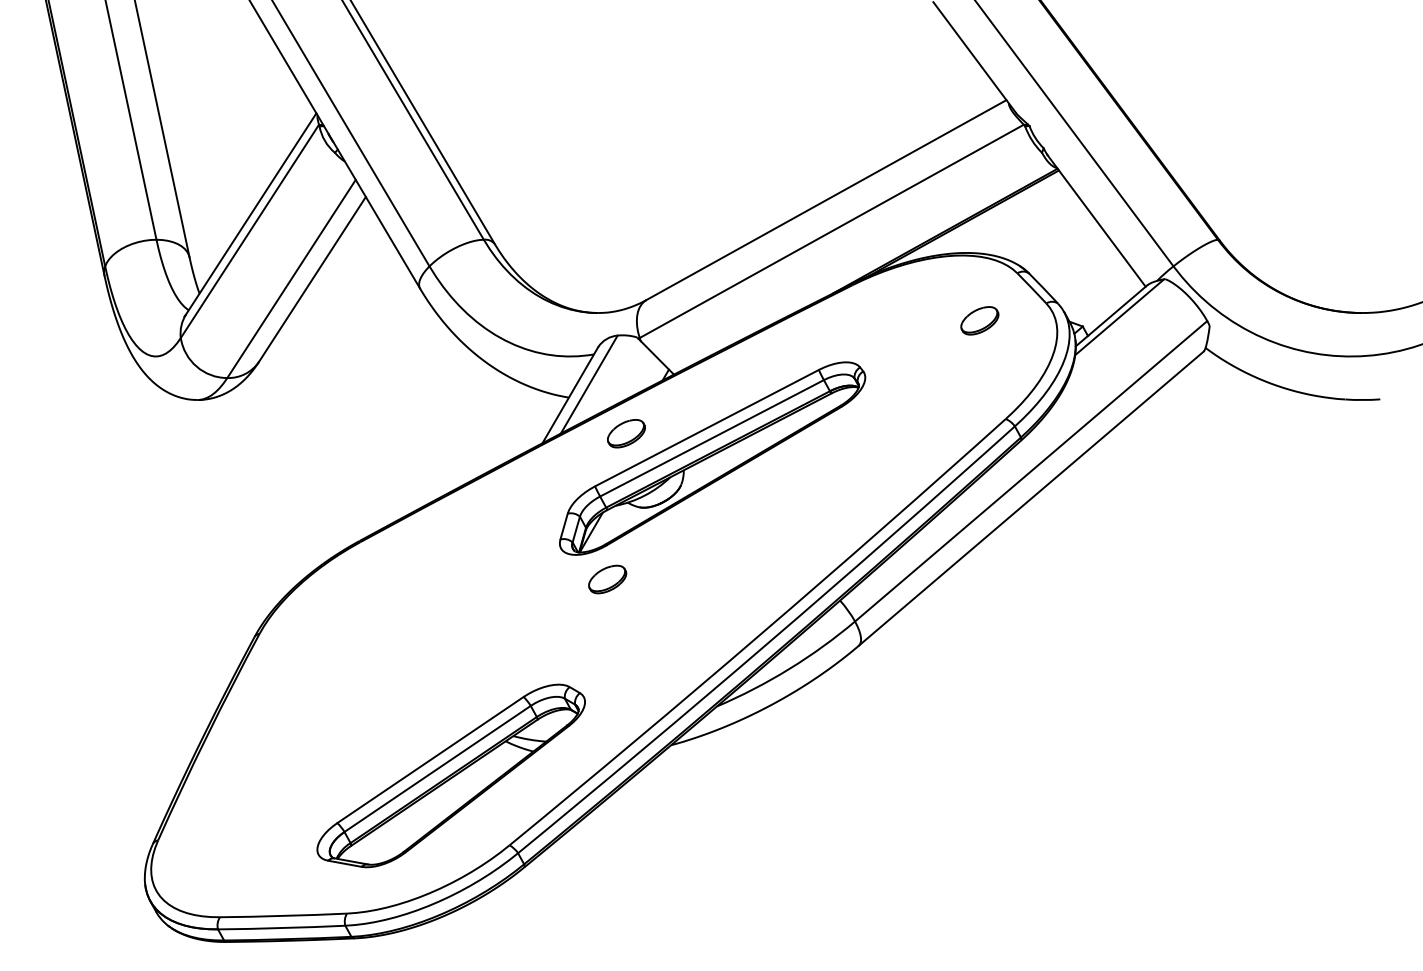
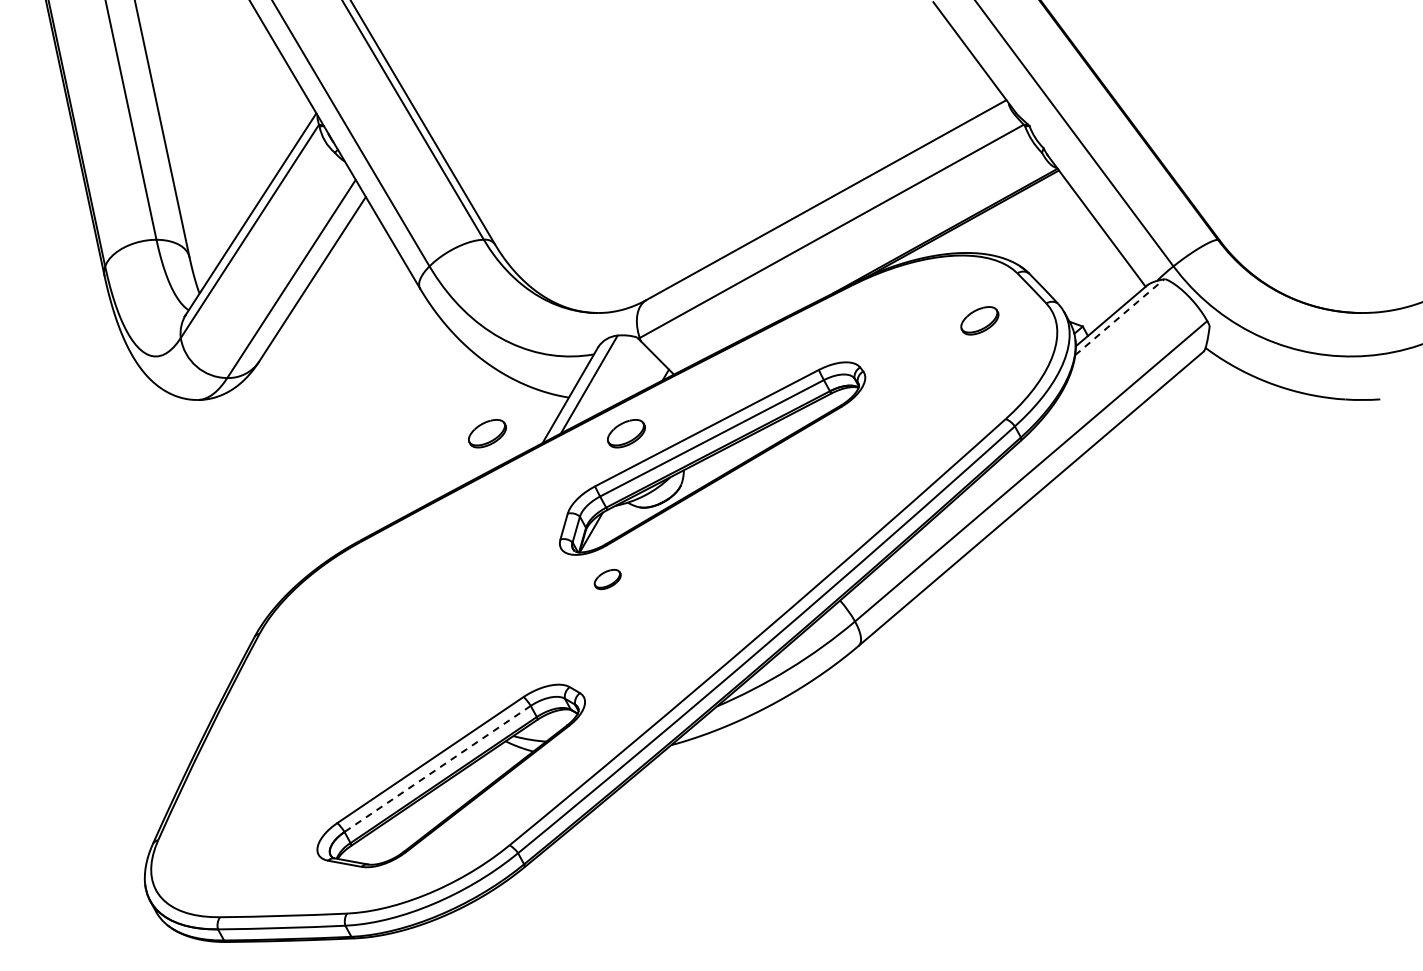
line: solid -> dashed (1119, 317)
part: none -> present (487, 433)
part size: 40x31 px -> 29x22 px (607, 579)
line: solid -> dashed (437, 769)
